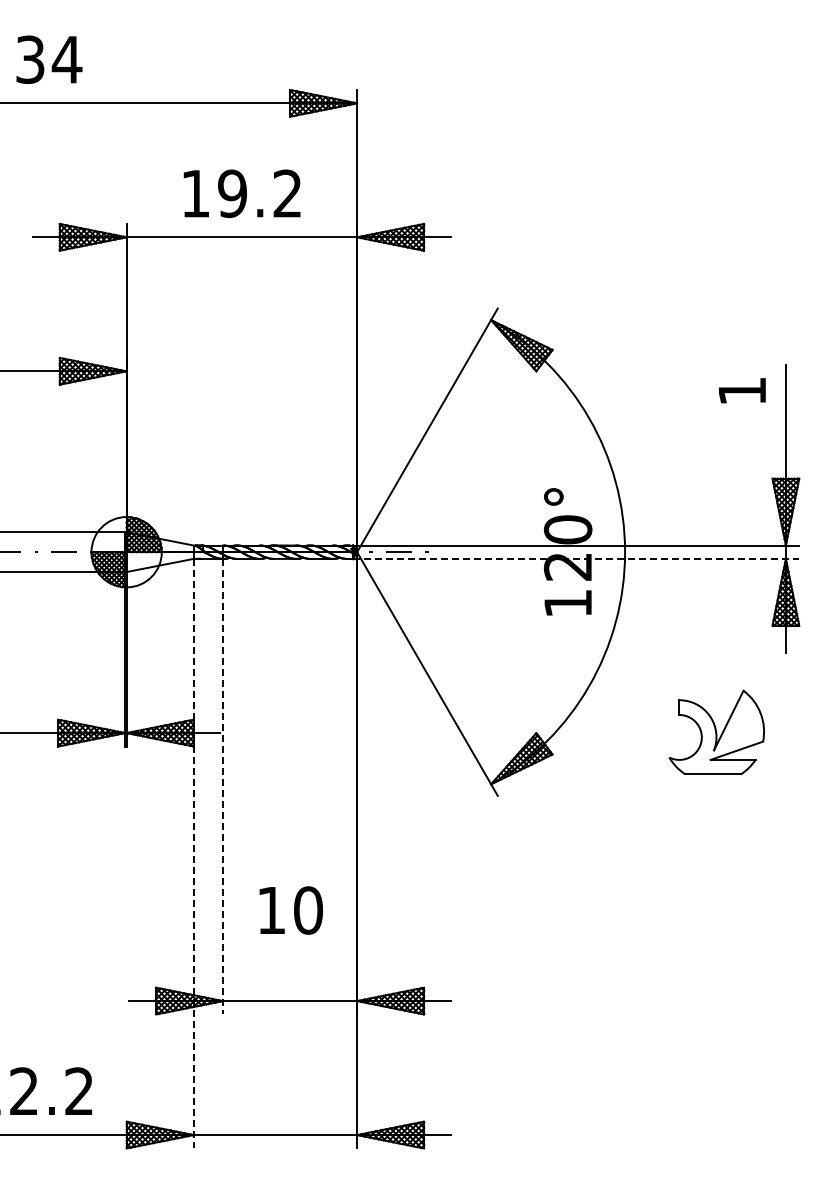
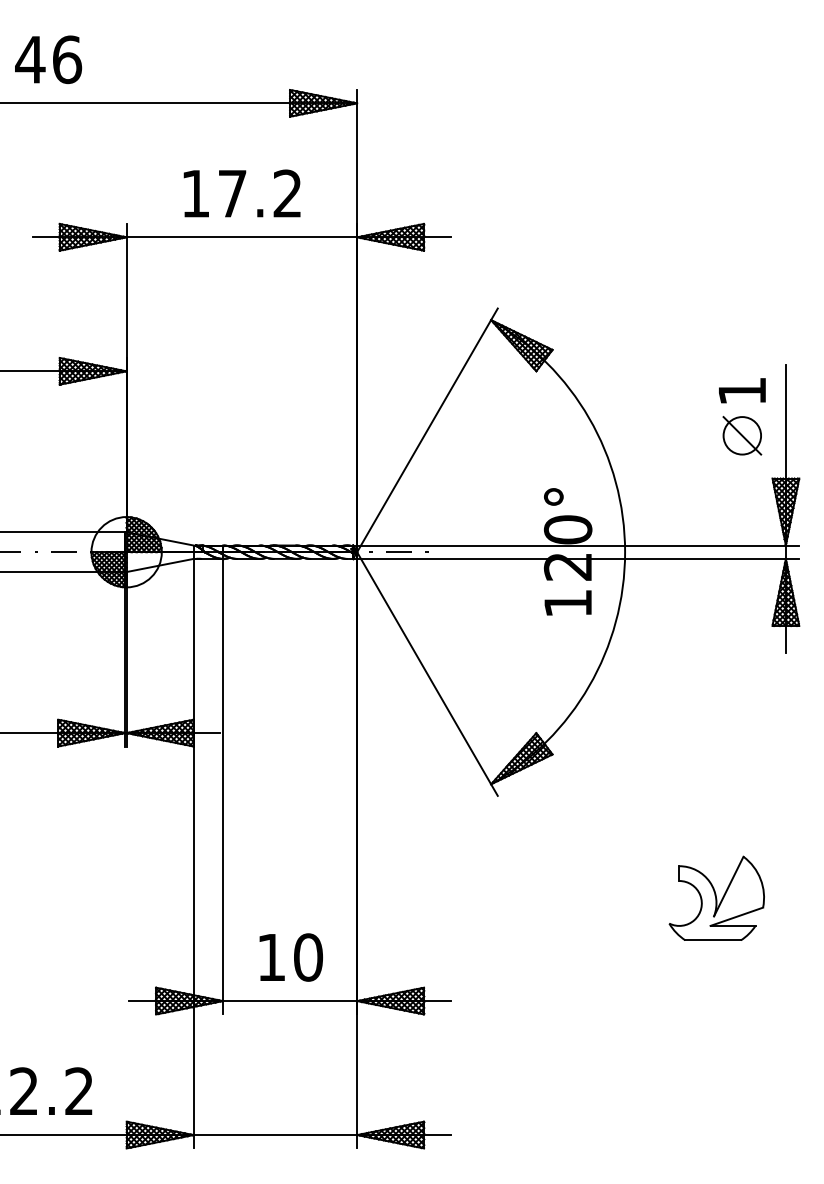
text: 34 -> 46 (48, 59)
text: 19.2 -> 17.2 (232, 193)
part: none -> present (742, 435)
line: dashed -> solid (576, 558)
part position: (716, 731) -> (716, 897) (716, 897)
line: dashed -> solid (223, 786)
line: dashed -> solid (193, 853)
text position: (290, 910) -> (290, 957) (290, 957)
